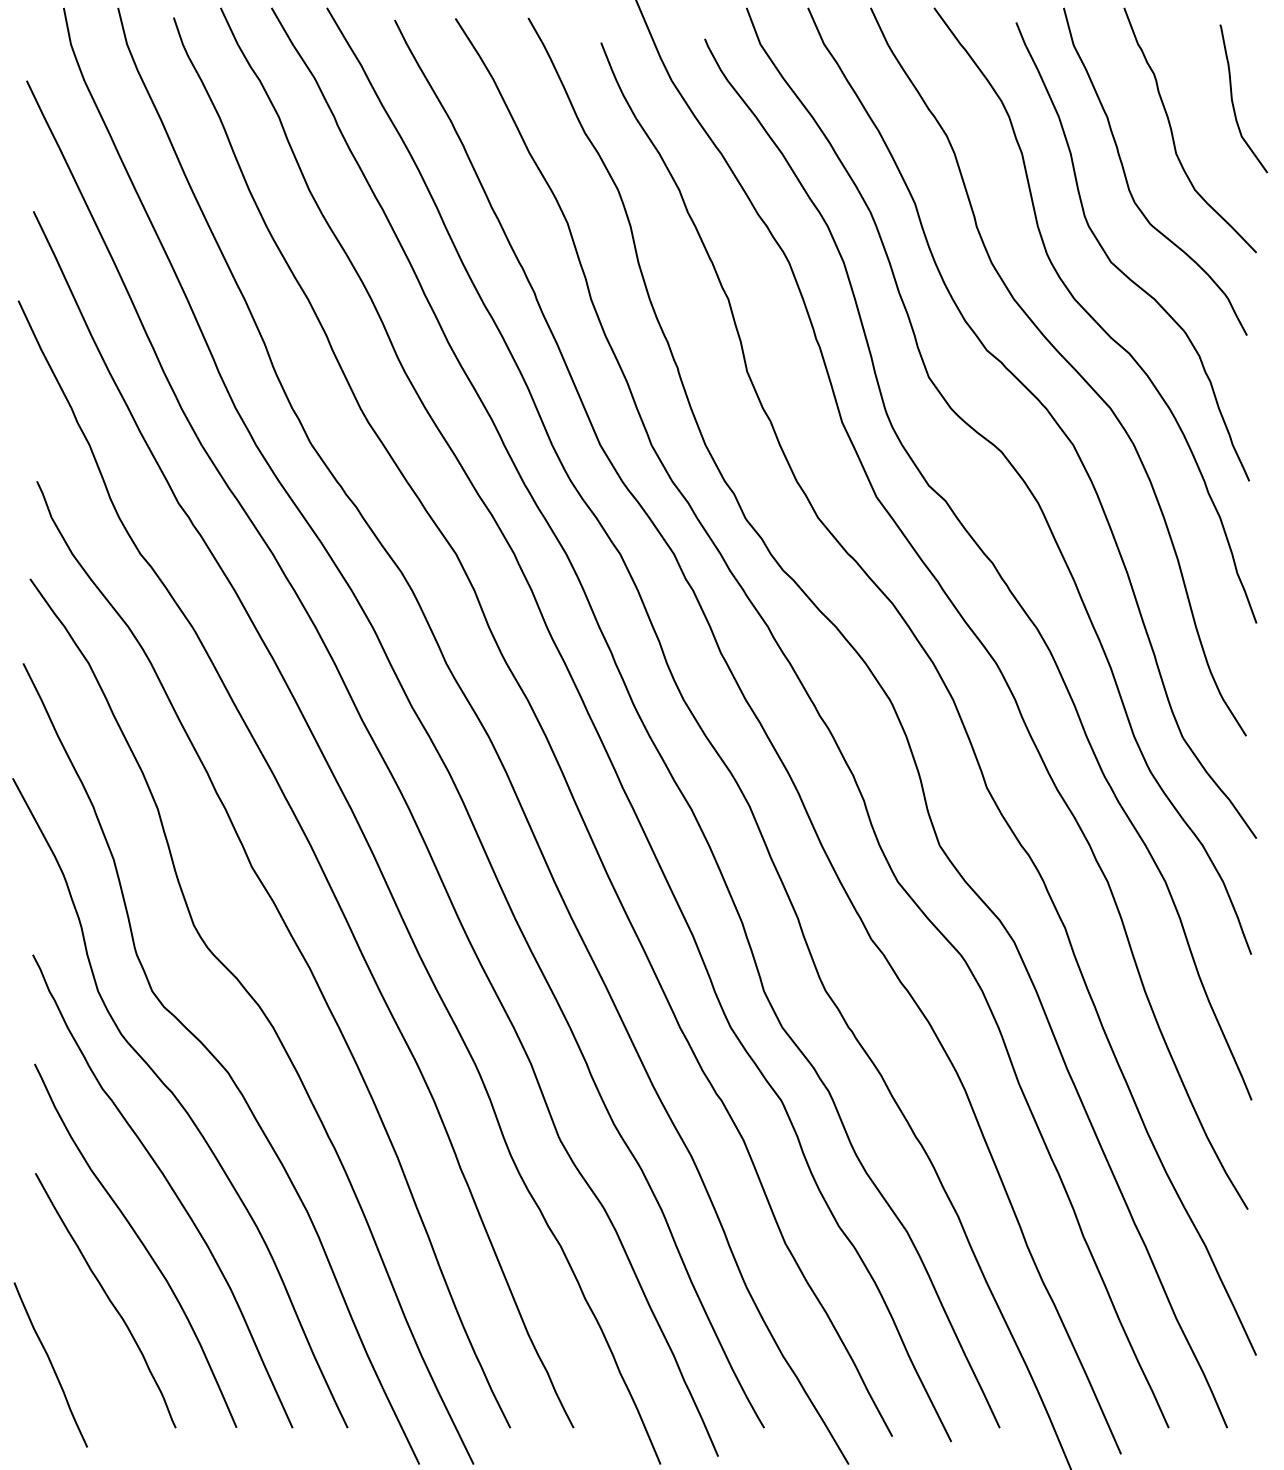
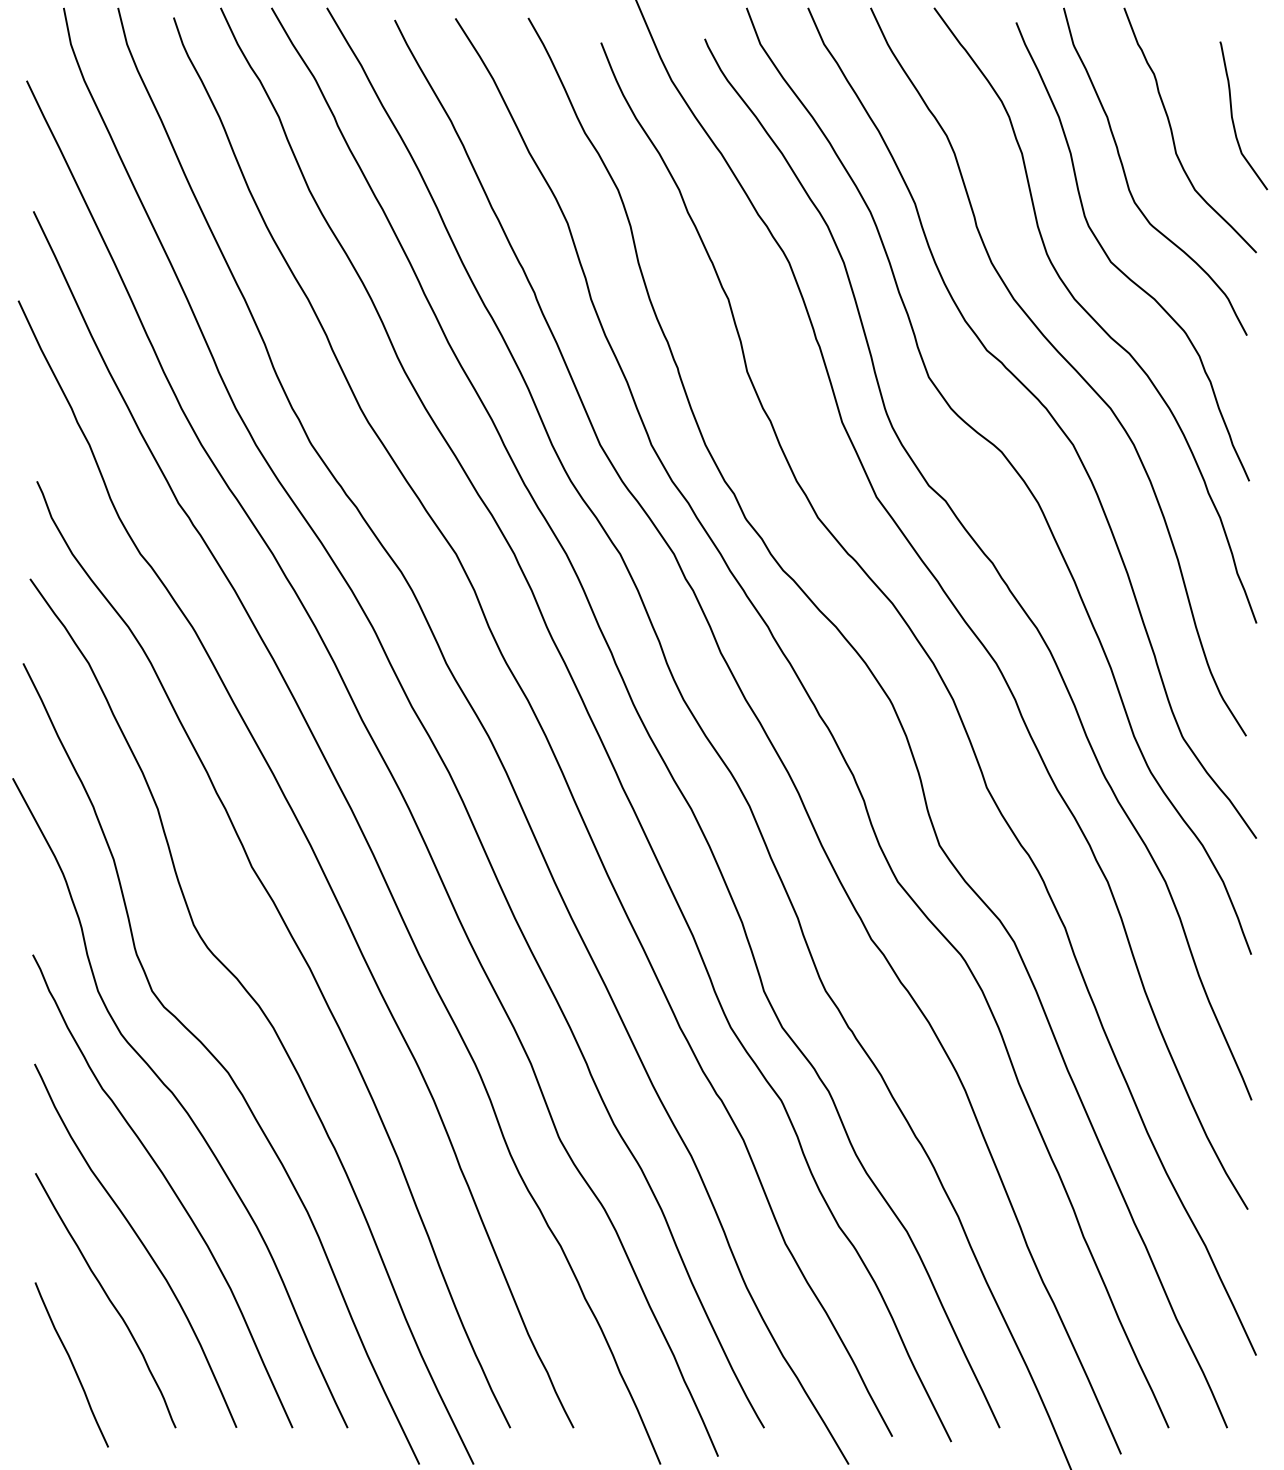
curve position: (1233, 101) -> (1233, 118) (1233, 118)
curve position: (50, 1364) -> (71, 1364) (71, 1364)
